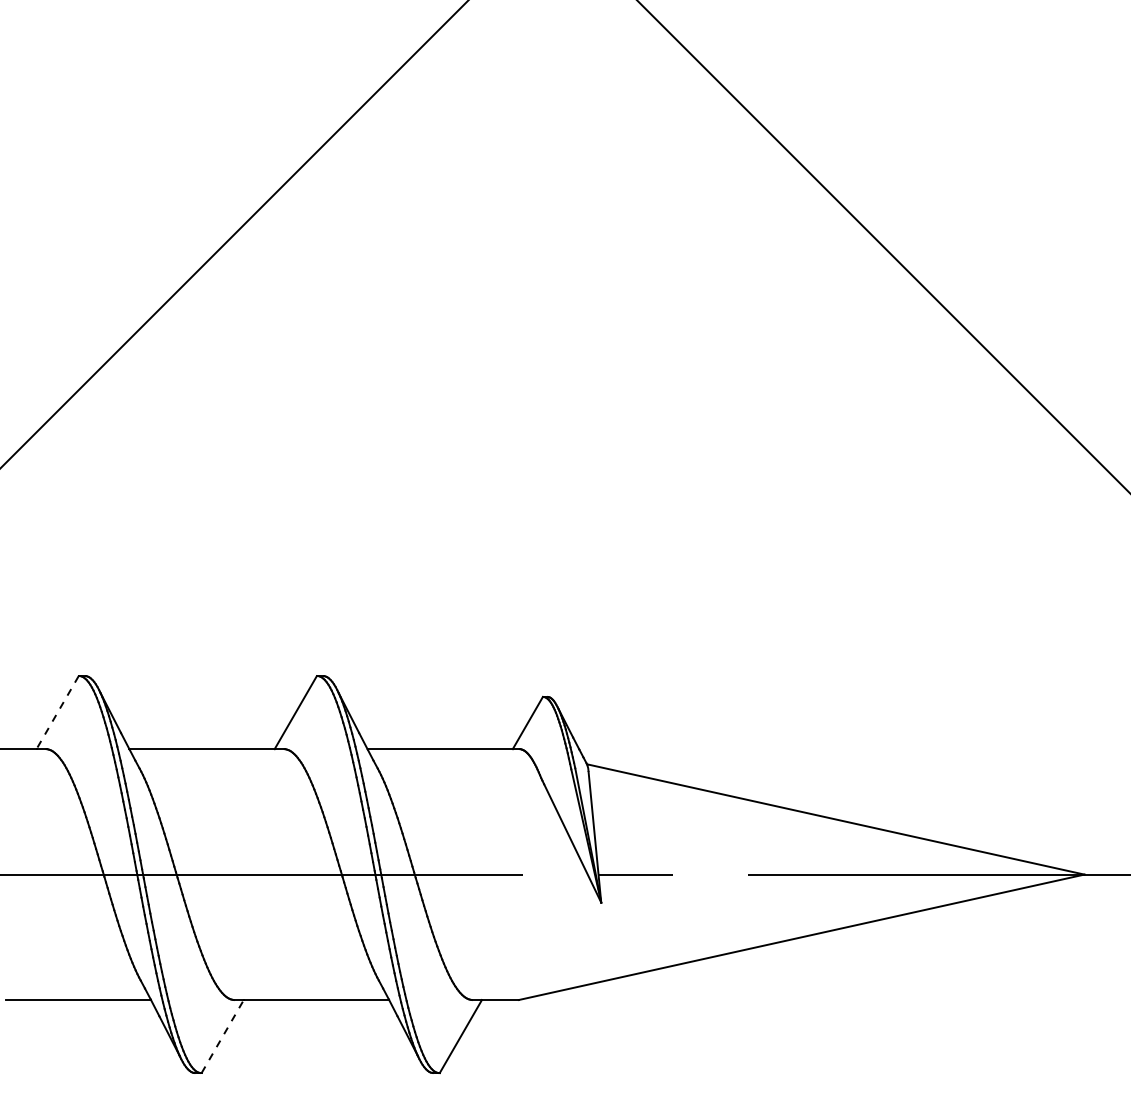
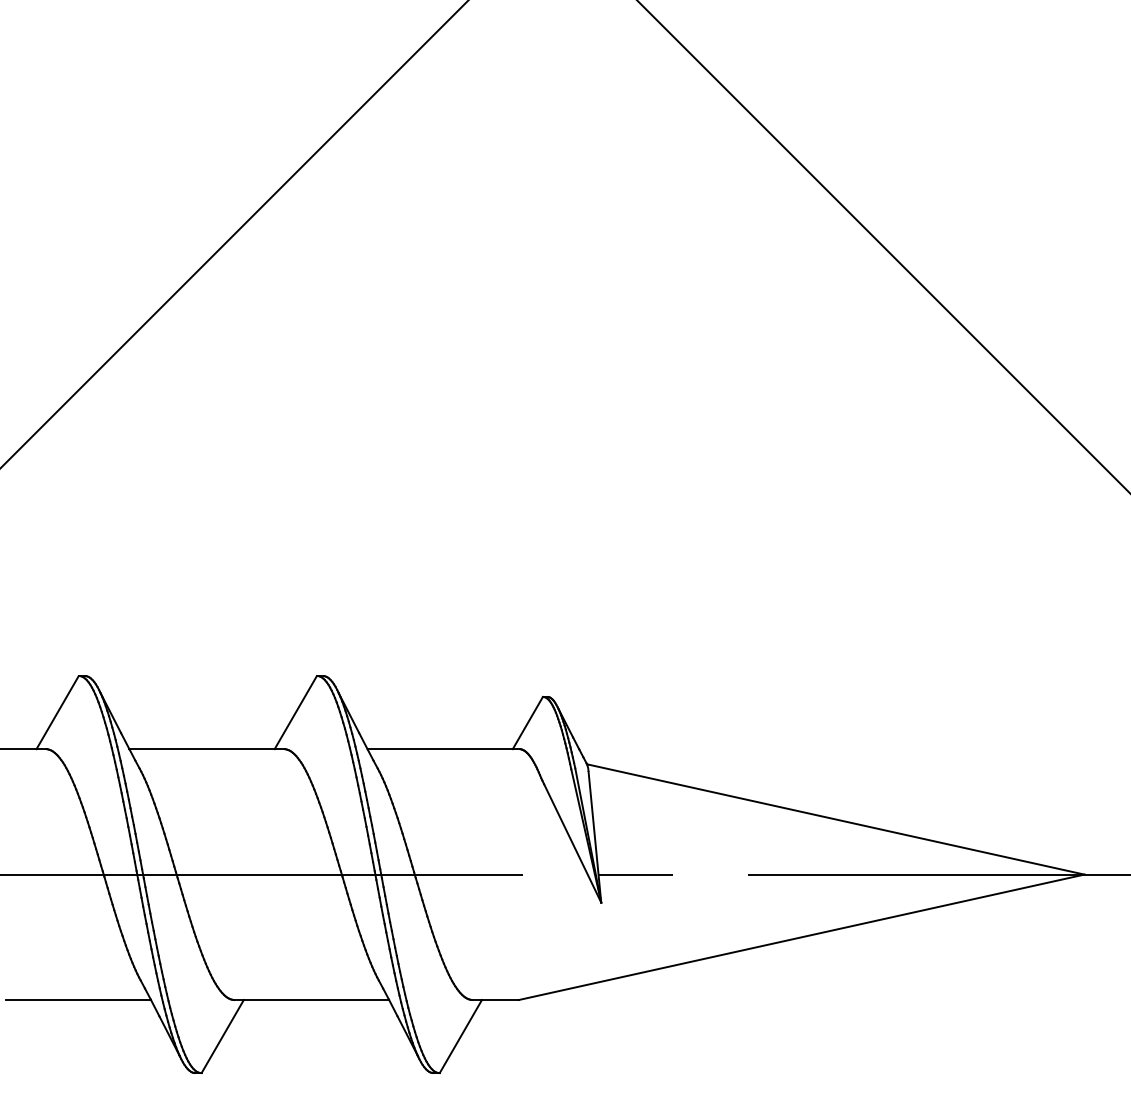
line: dashed -> solid (57, 713)
line: dashed -> solid (223, 1036)
